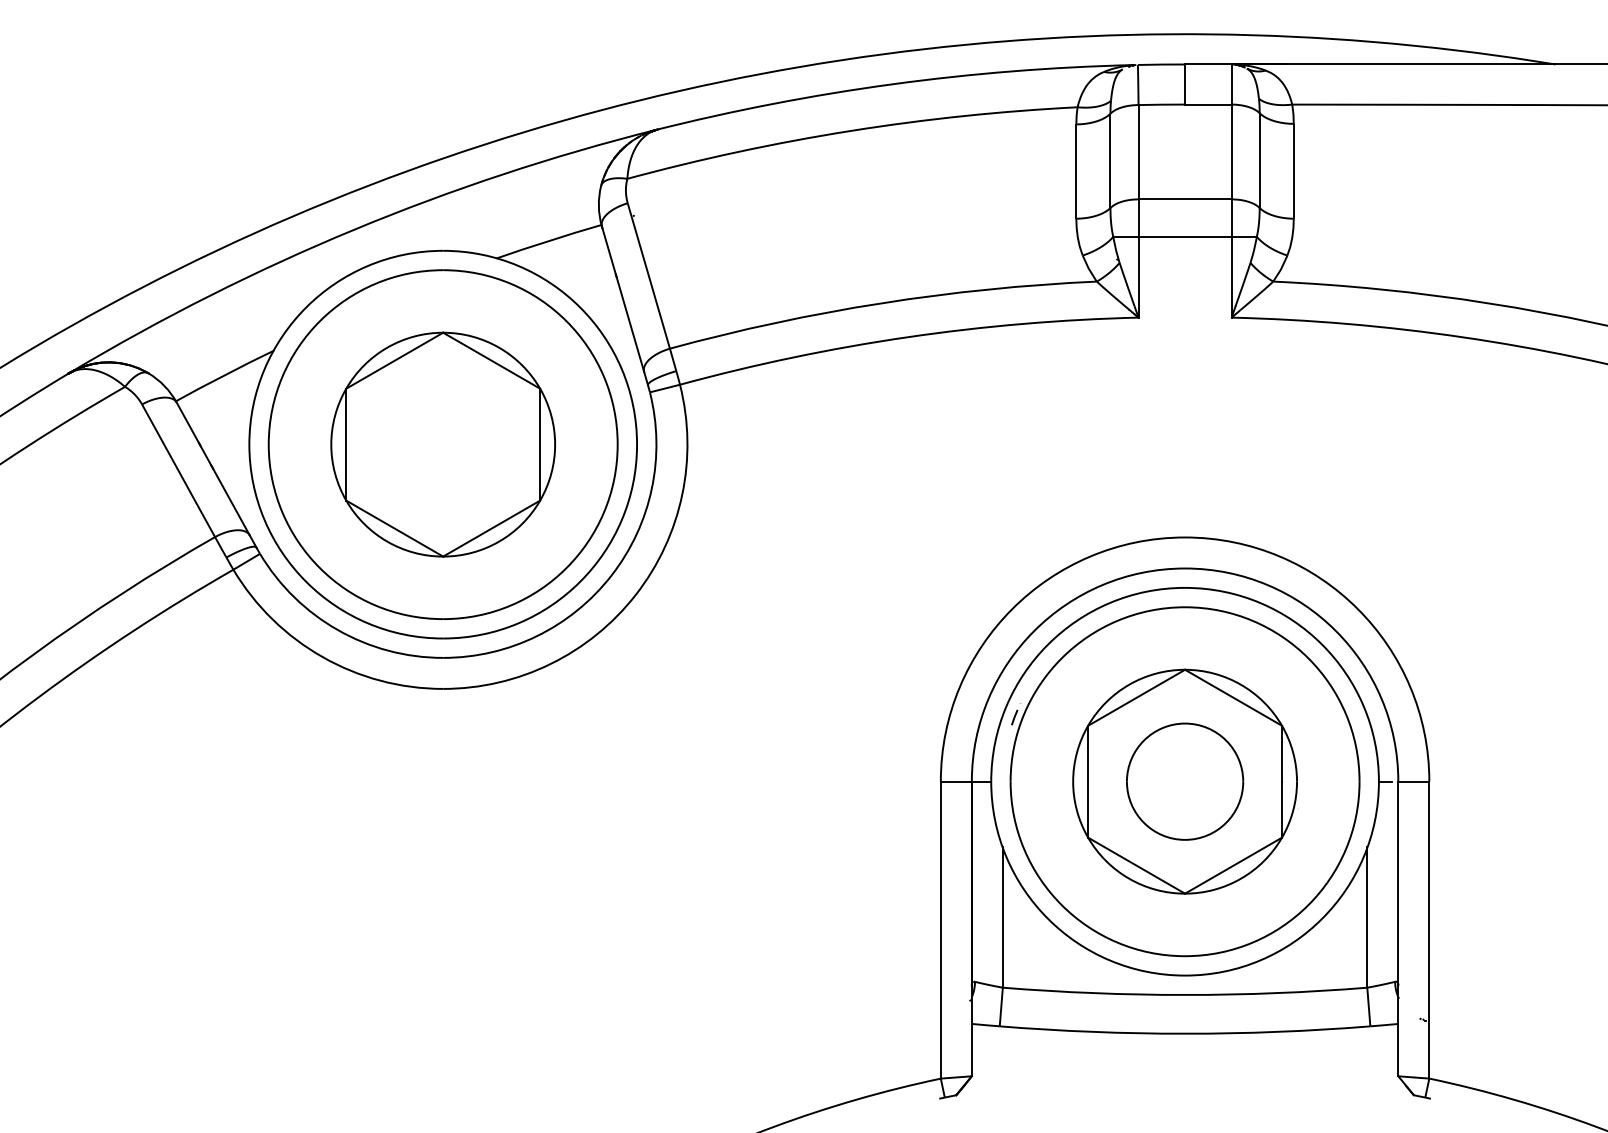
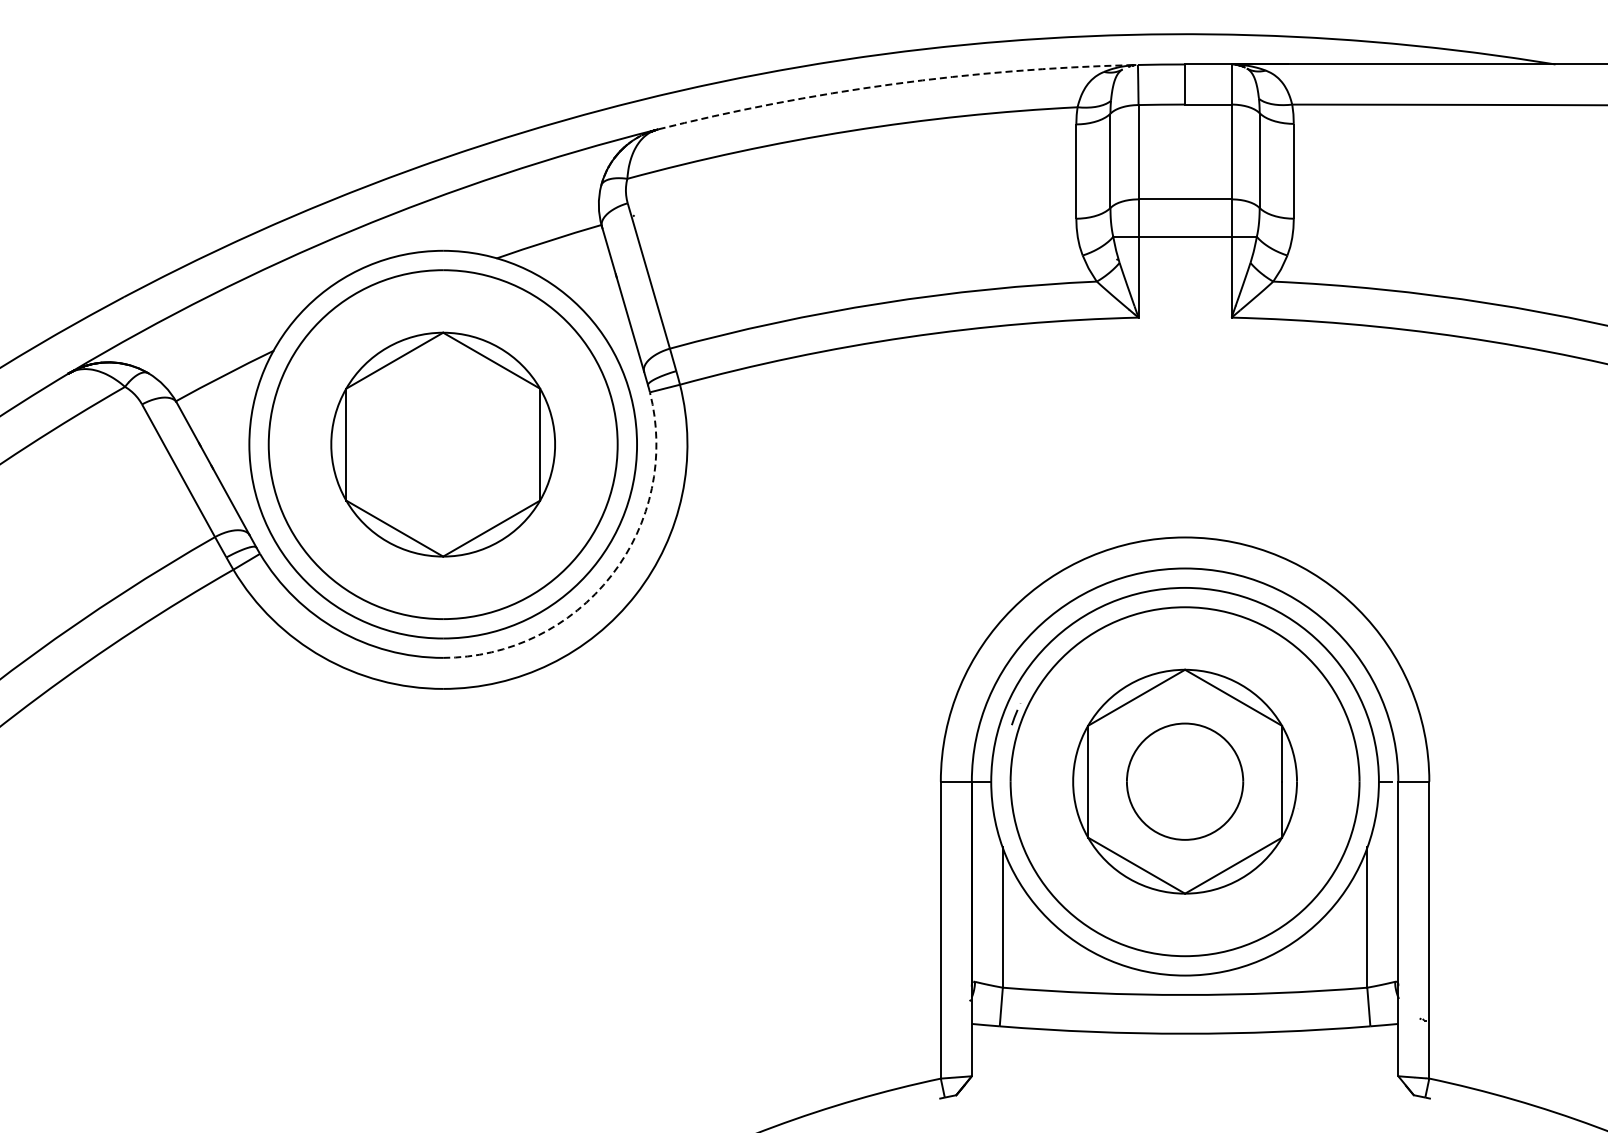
arc: solid -> dashed (892, 84)
arc: solid -> dashed (611, 575)
